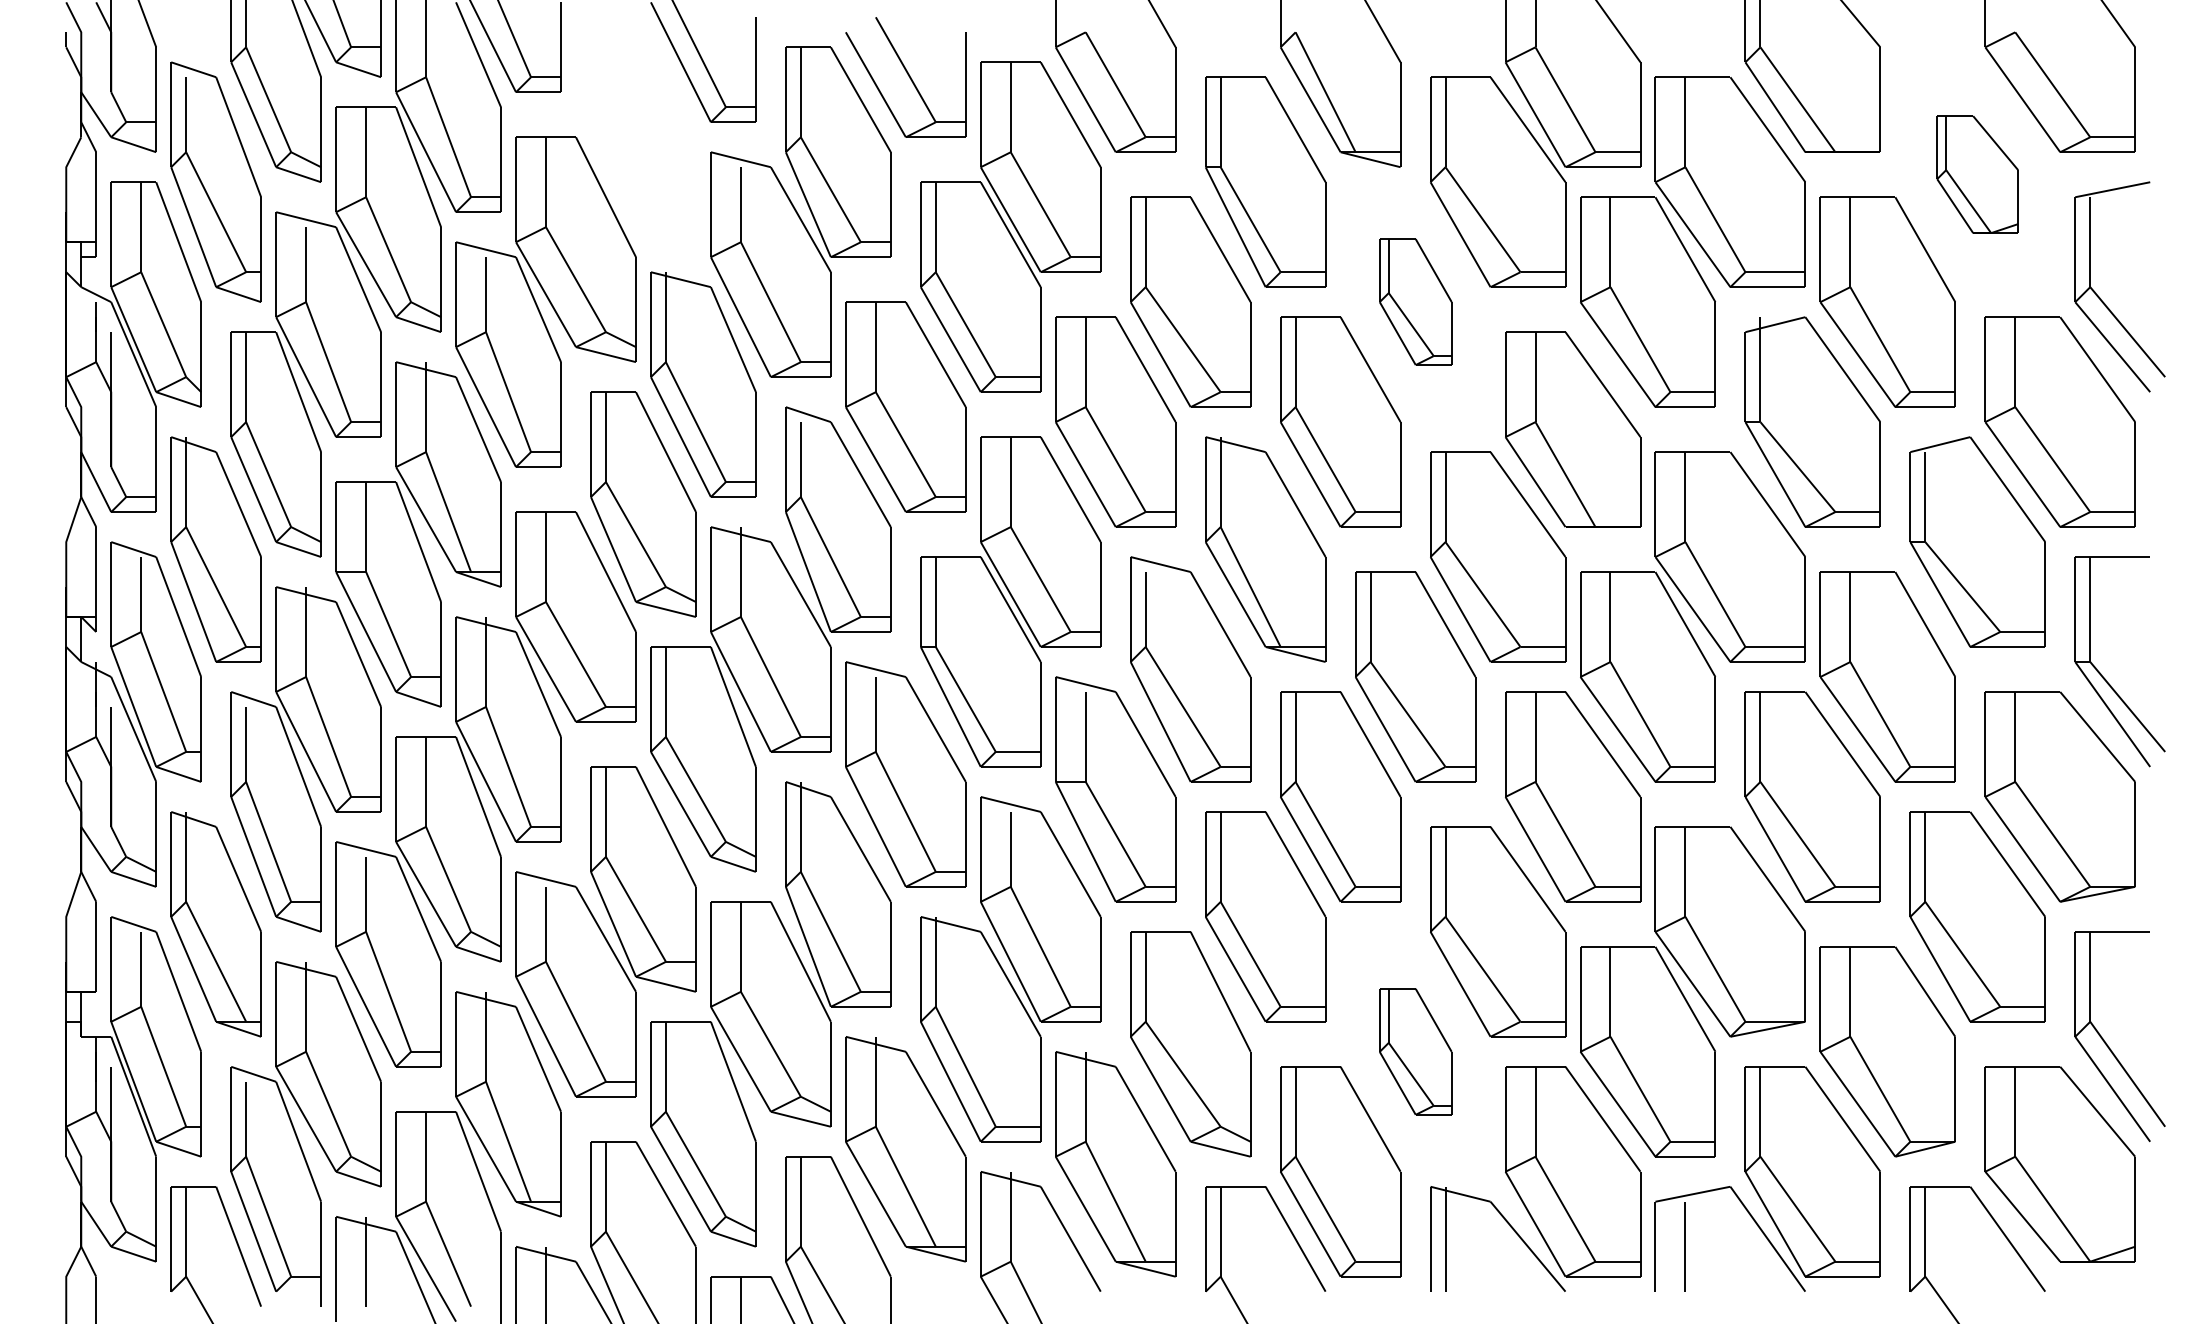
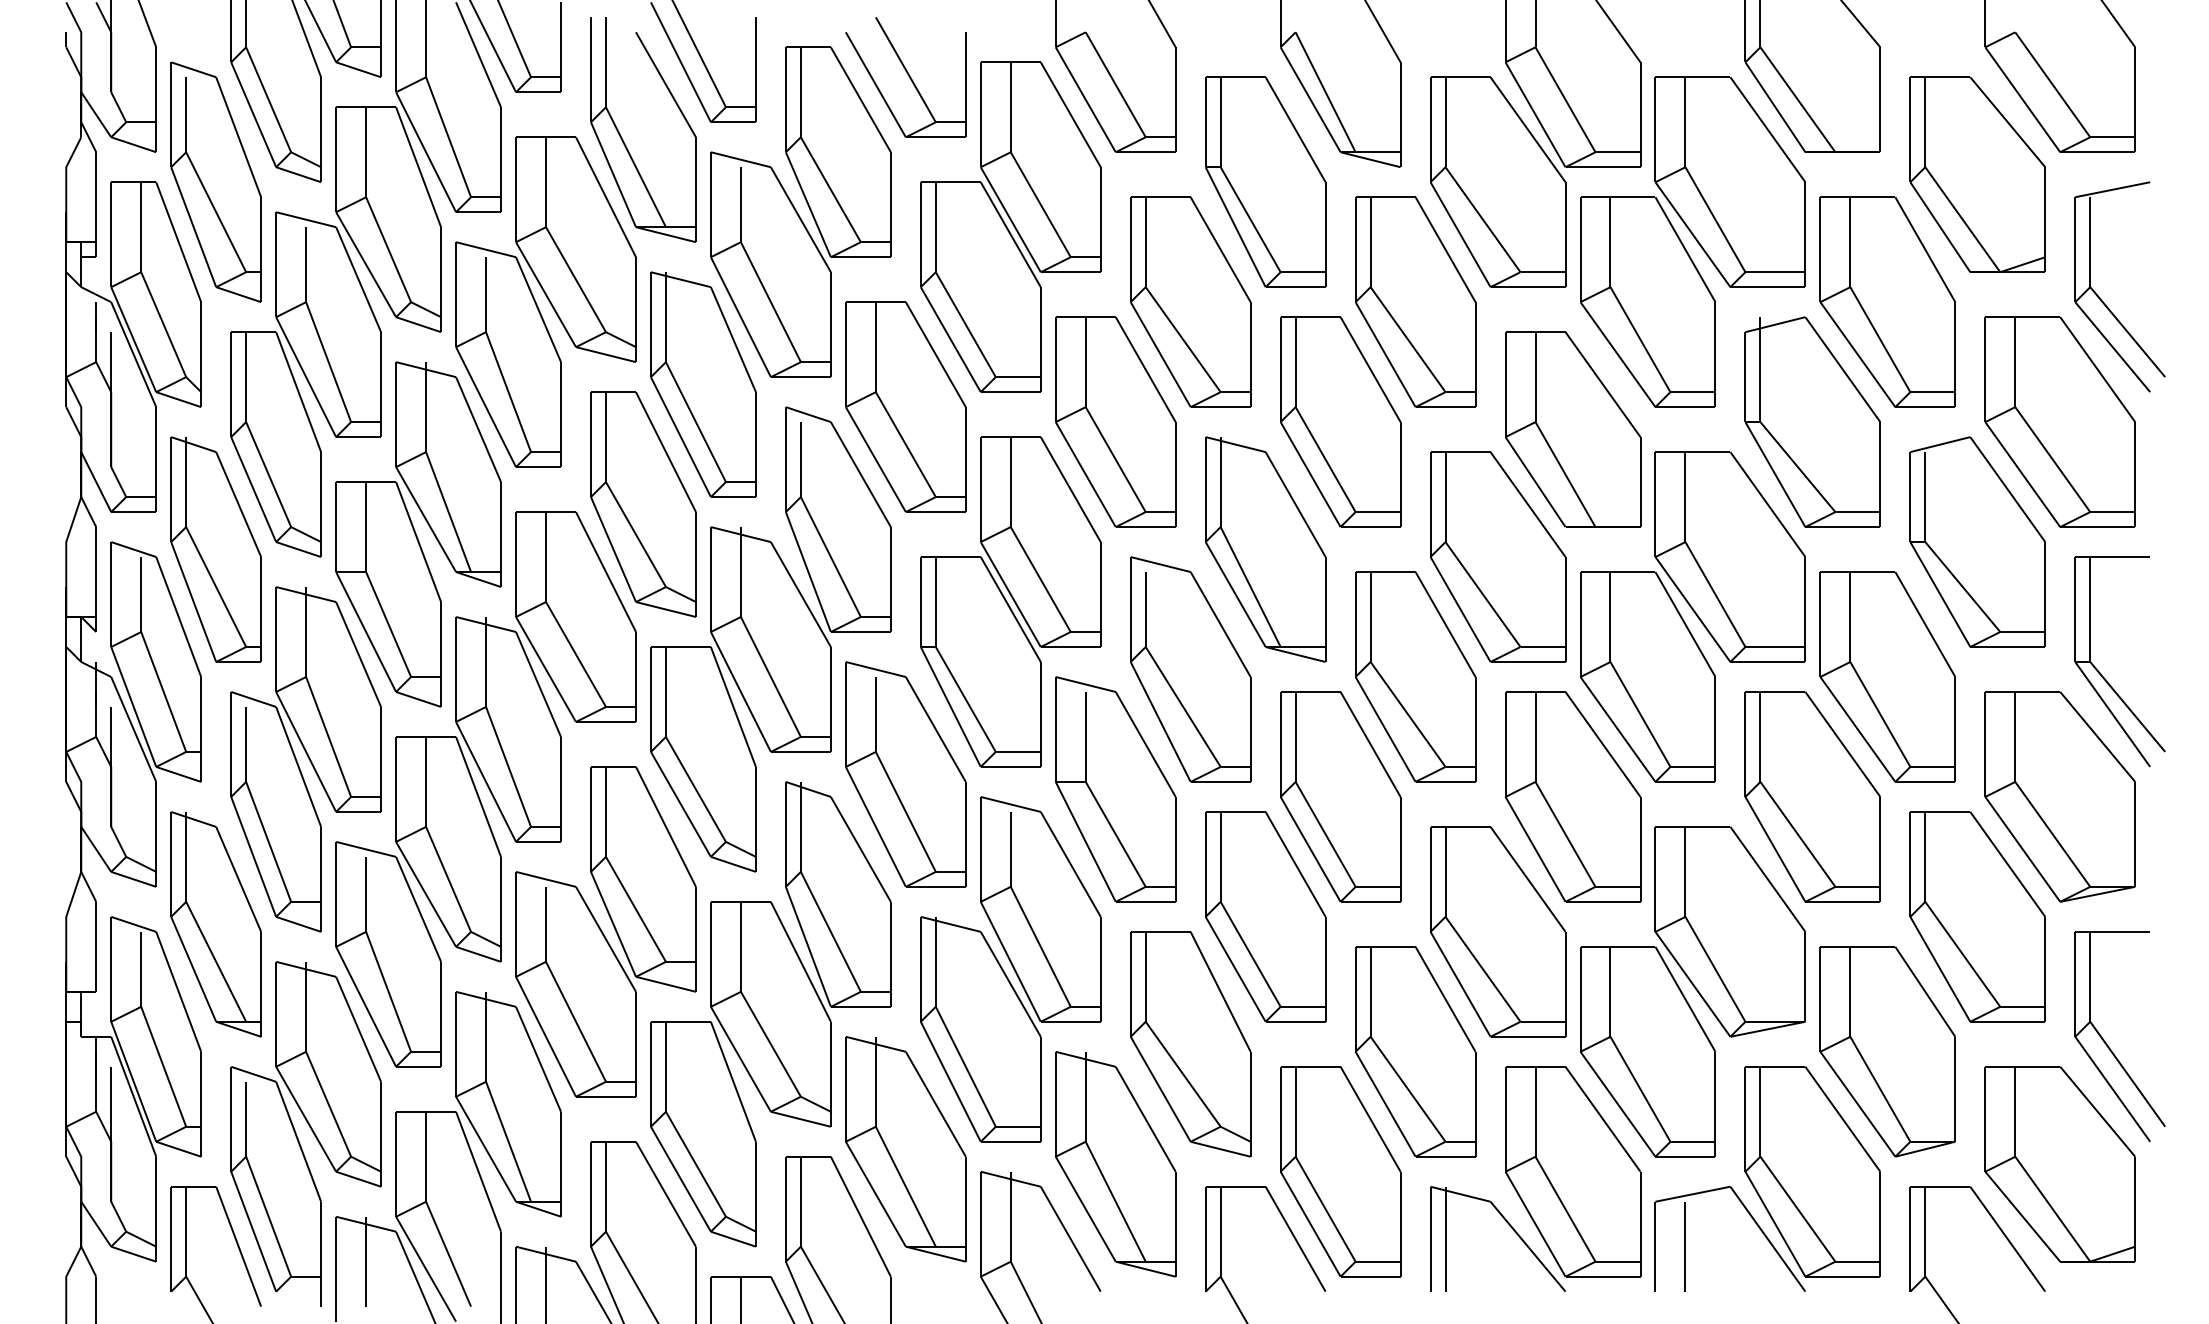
part: none -> present (623, 139)
part size: 83x119 px -> 137x197 px (1977, 174)
part size: 74x128 px -> 122x212 px (1415, 301)
part size: 74x128 px -> 122x212 px (1415, 1051)
